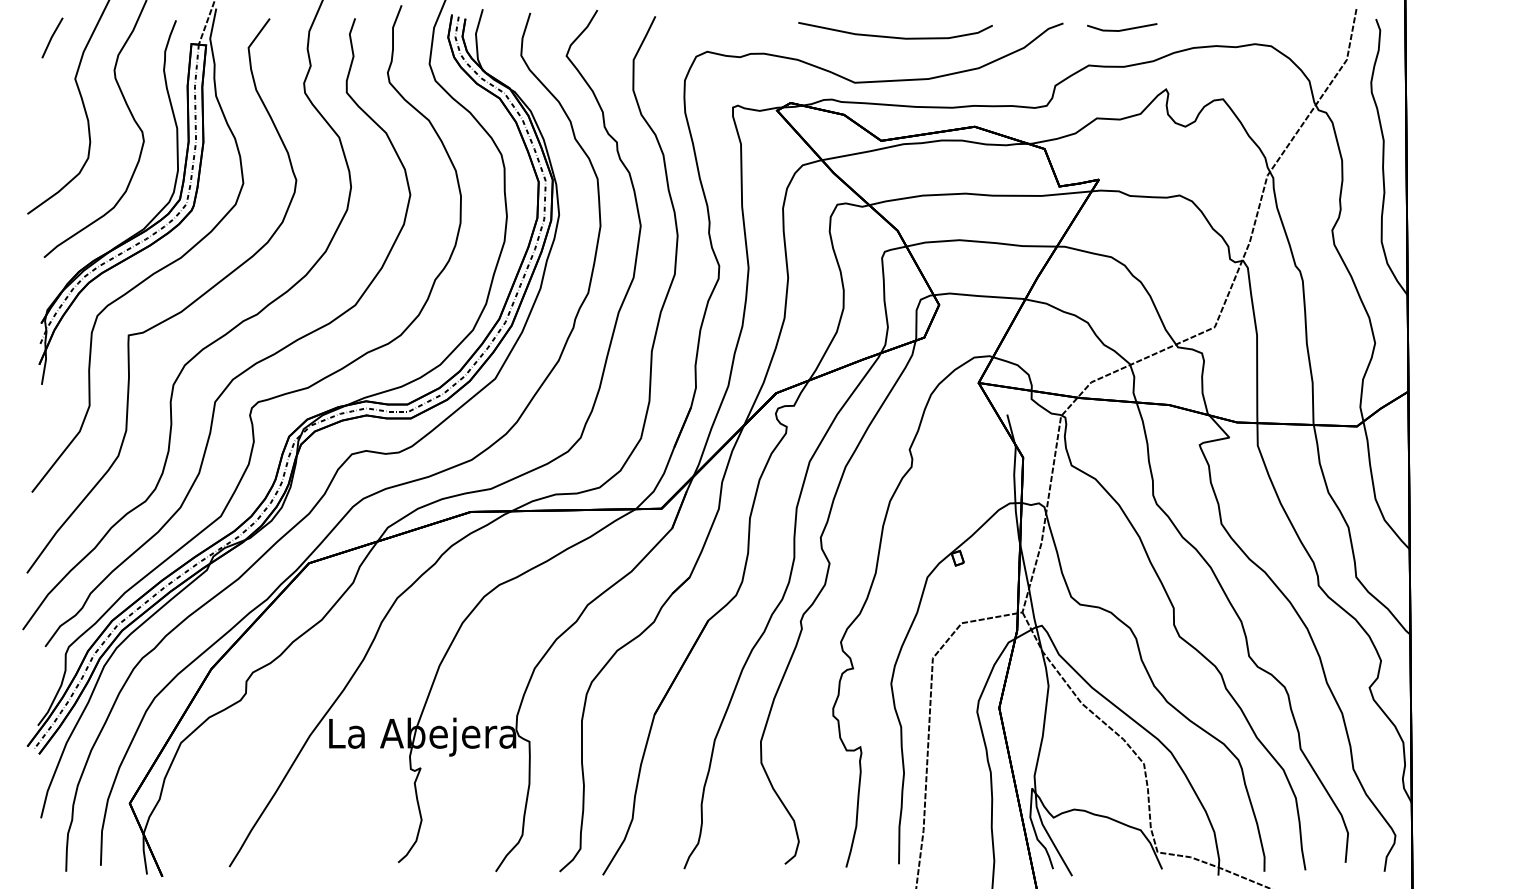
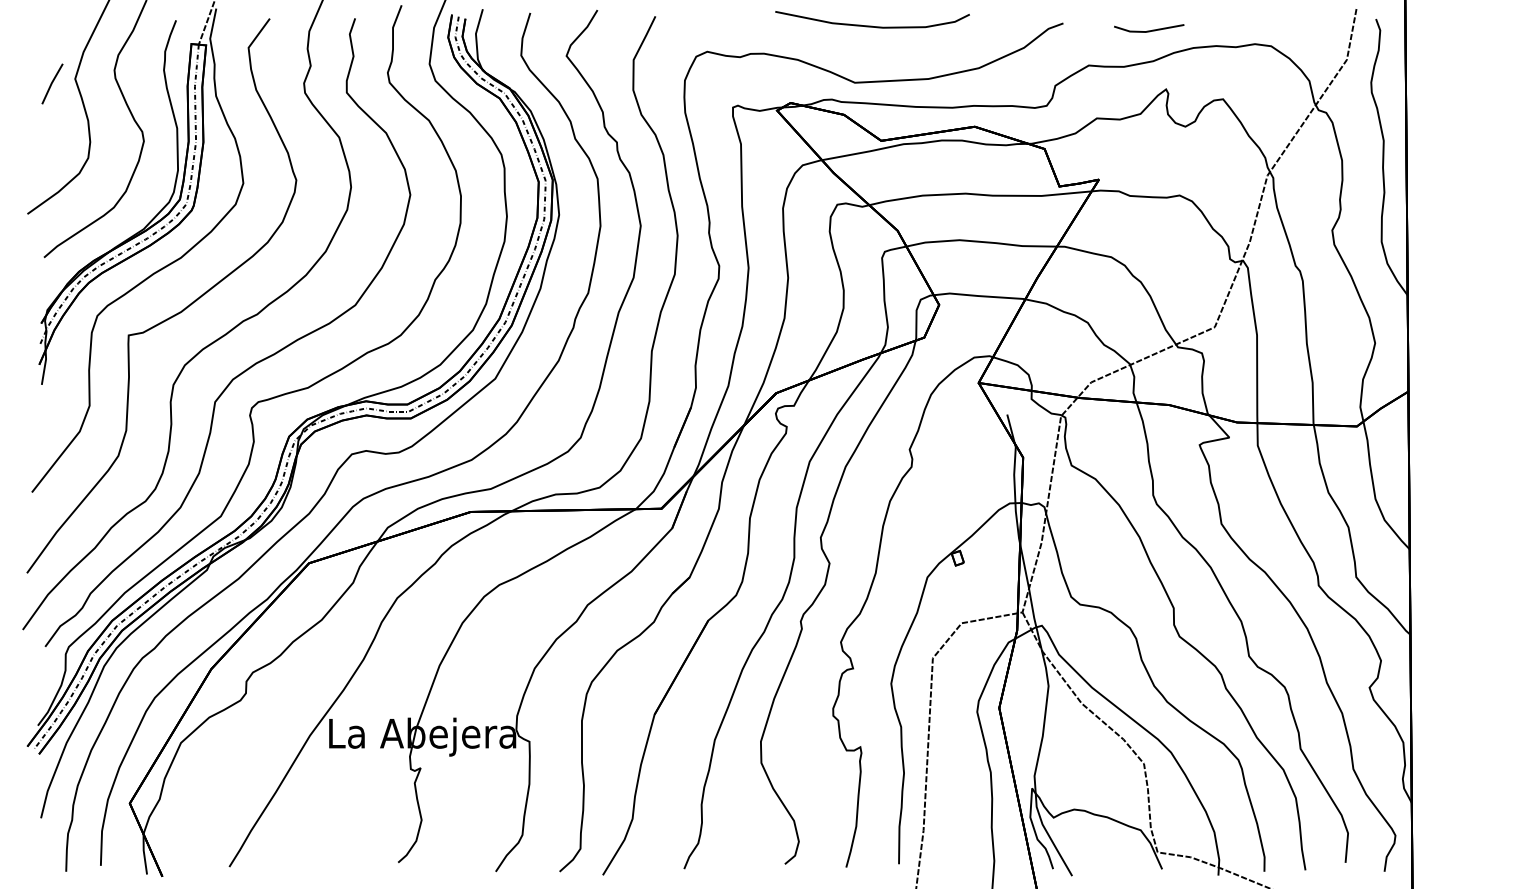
line position: (1122, 29) -> (1149, 30) (1149, 30)
curve position: (895, 36) -> (872, 25) (872, 25)
line position: (52, 37) -> (52, 83) (52, 83)
